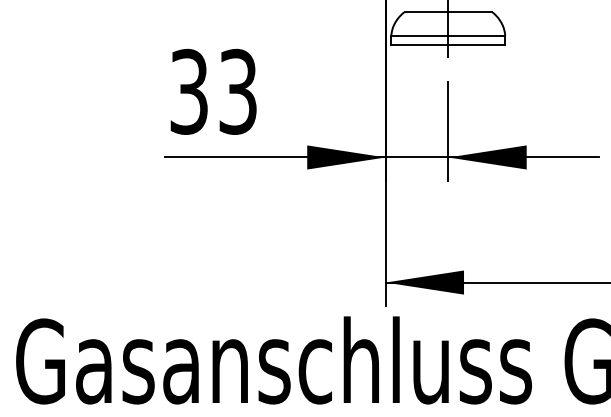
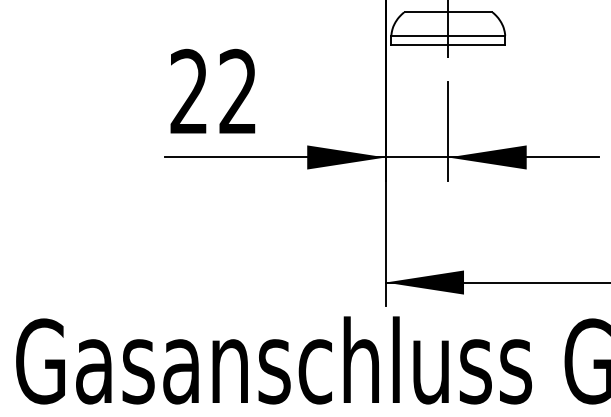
text: 33 -> 22 (213, 91)
